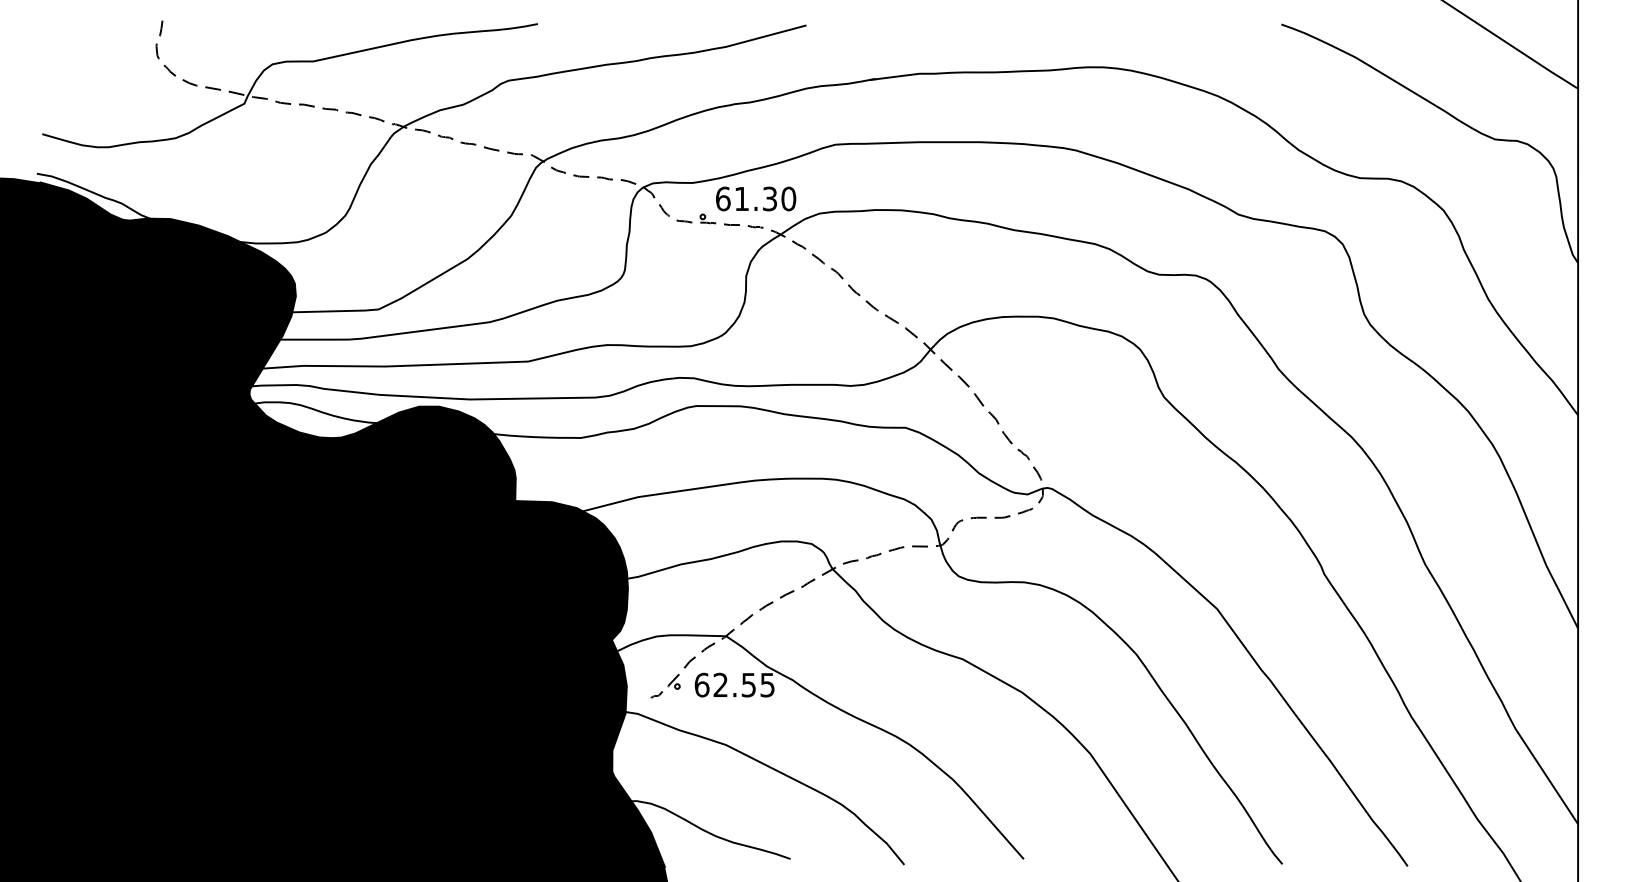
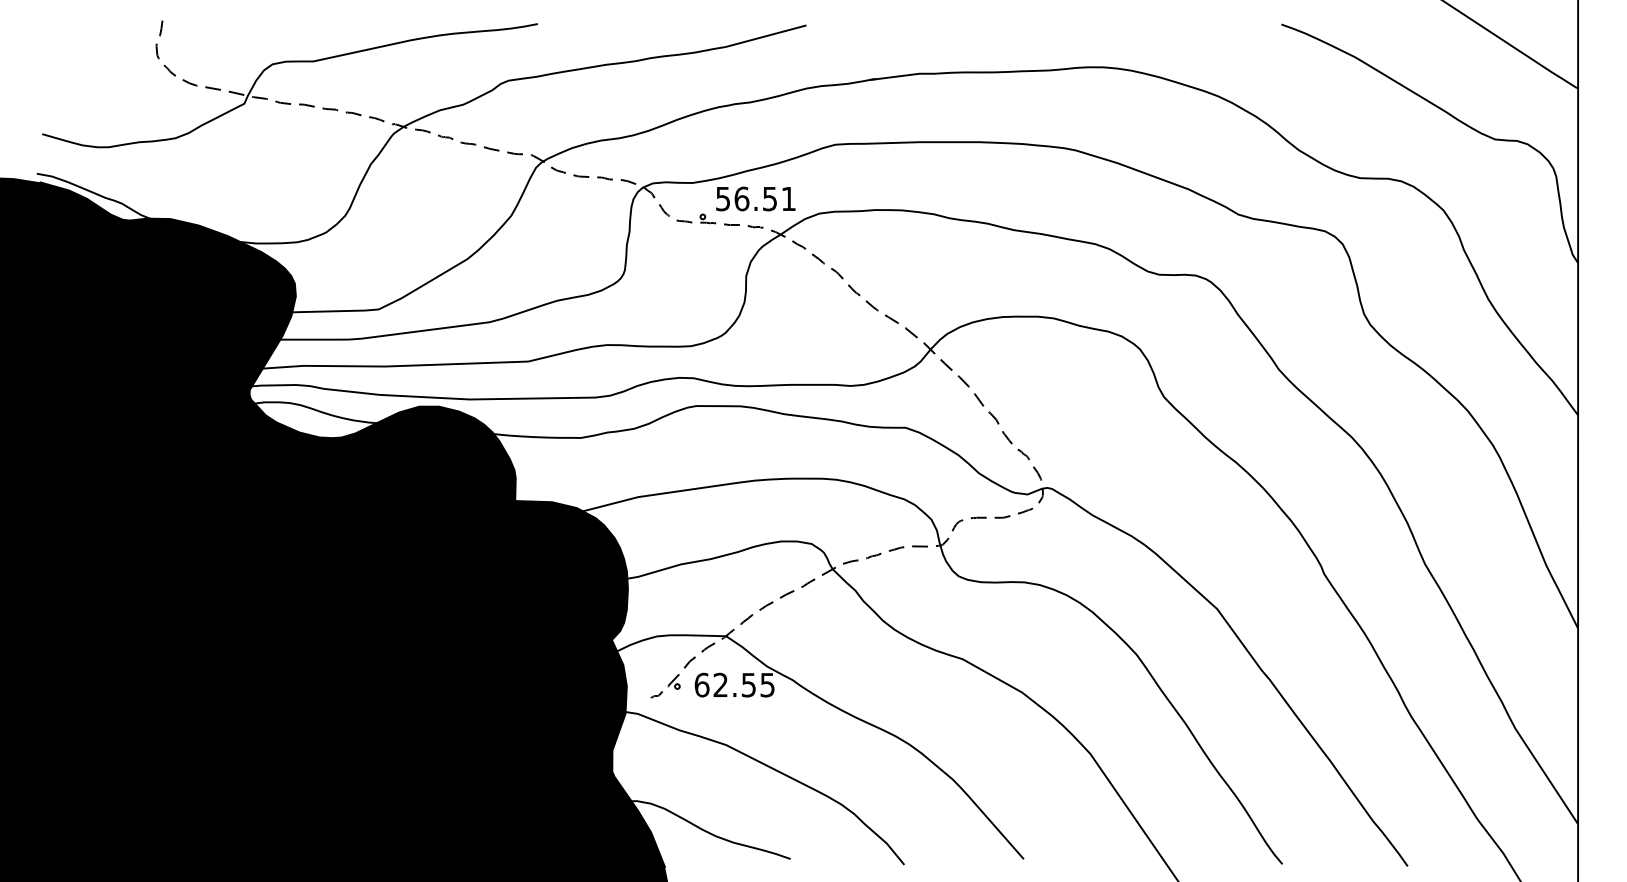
text: 61.30 -> 56.51 (756, 198)
